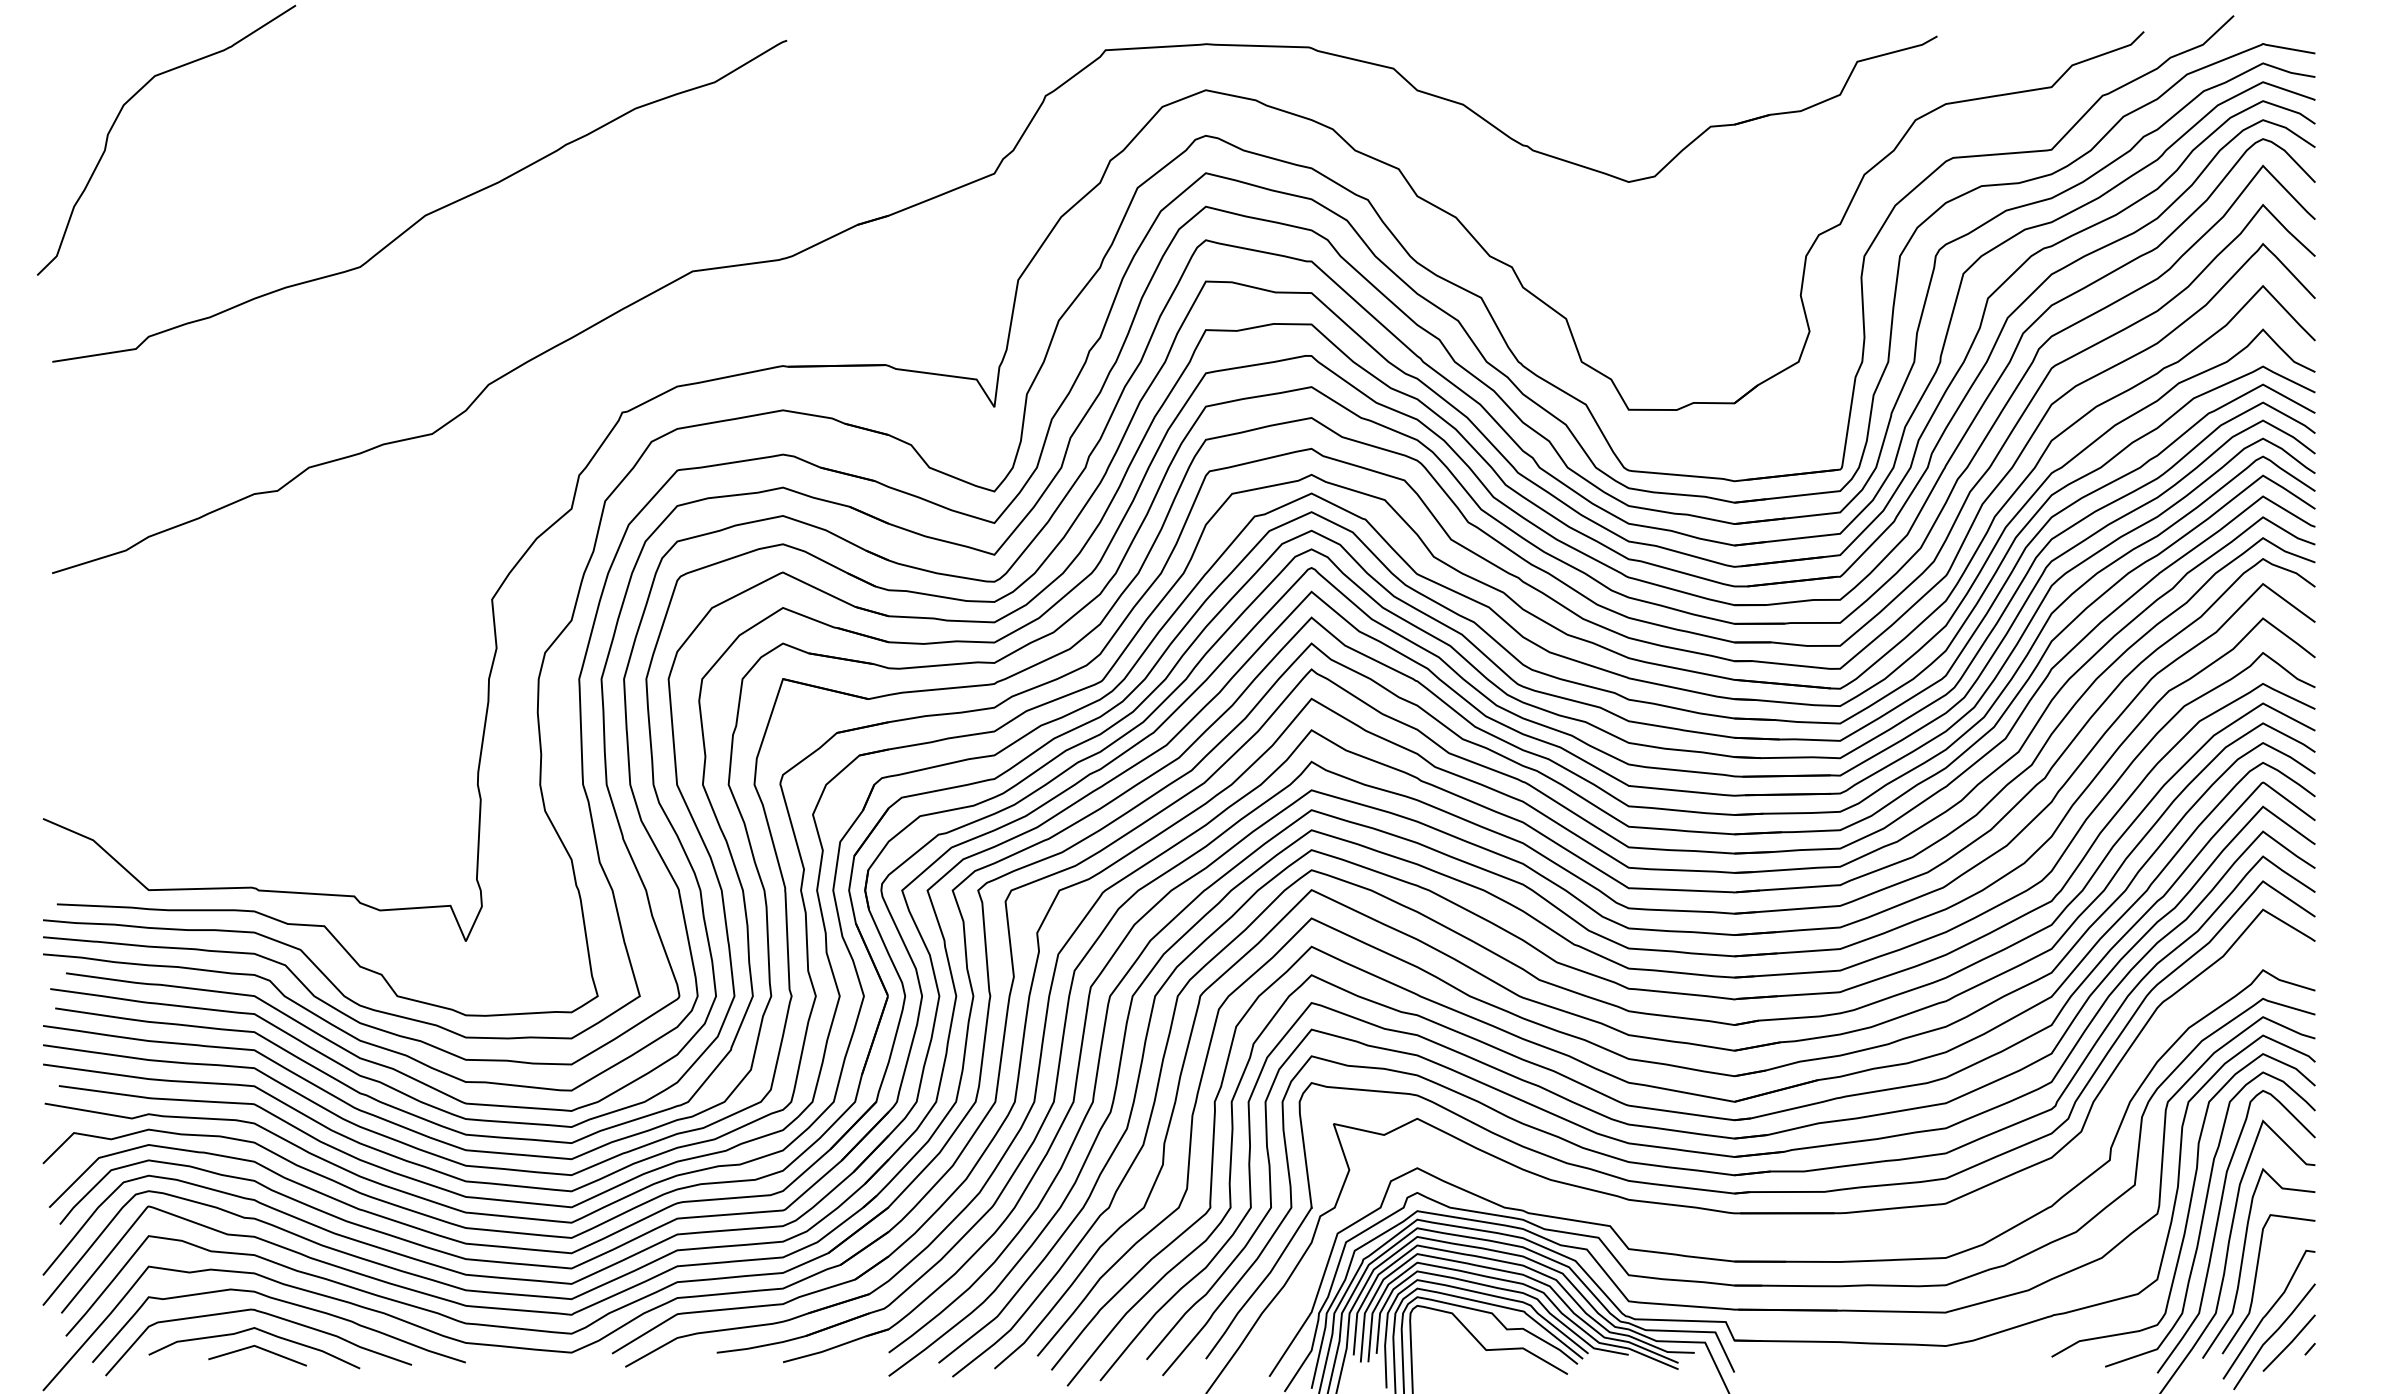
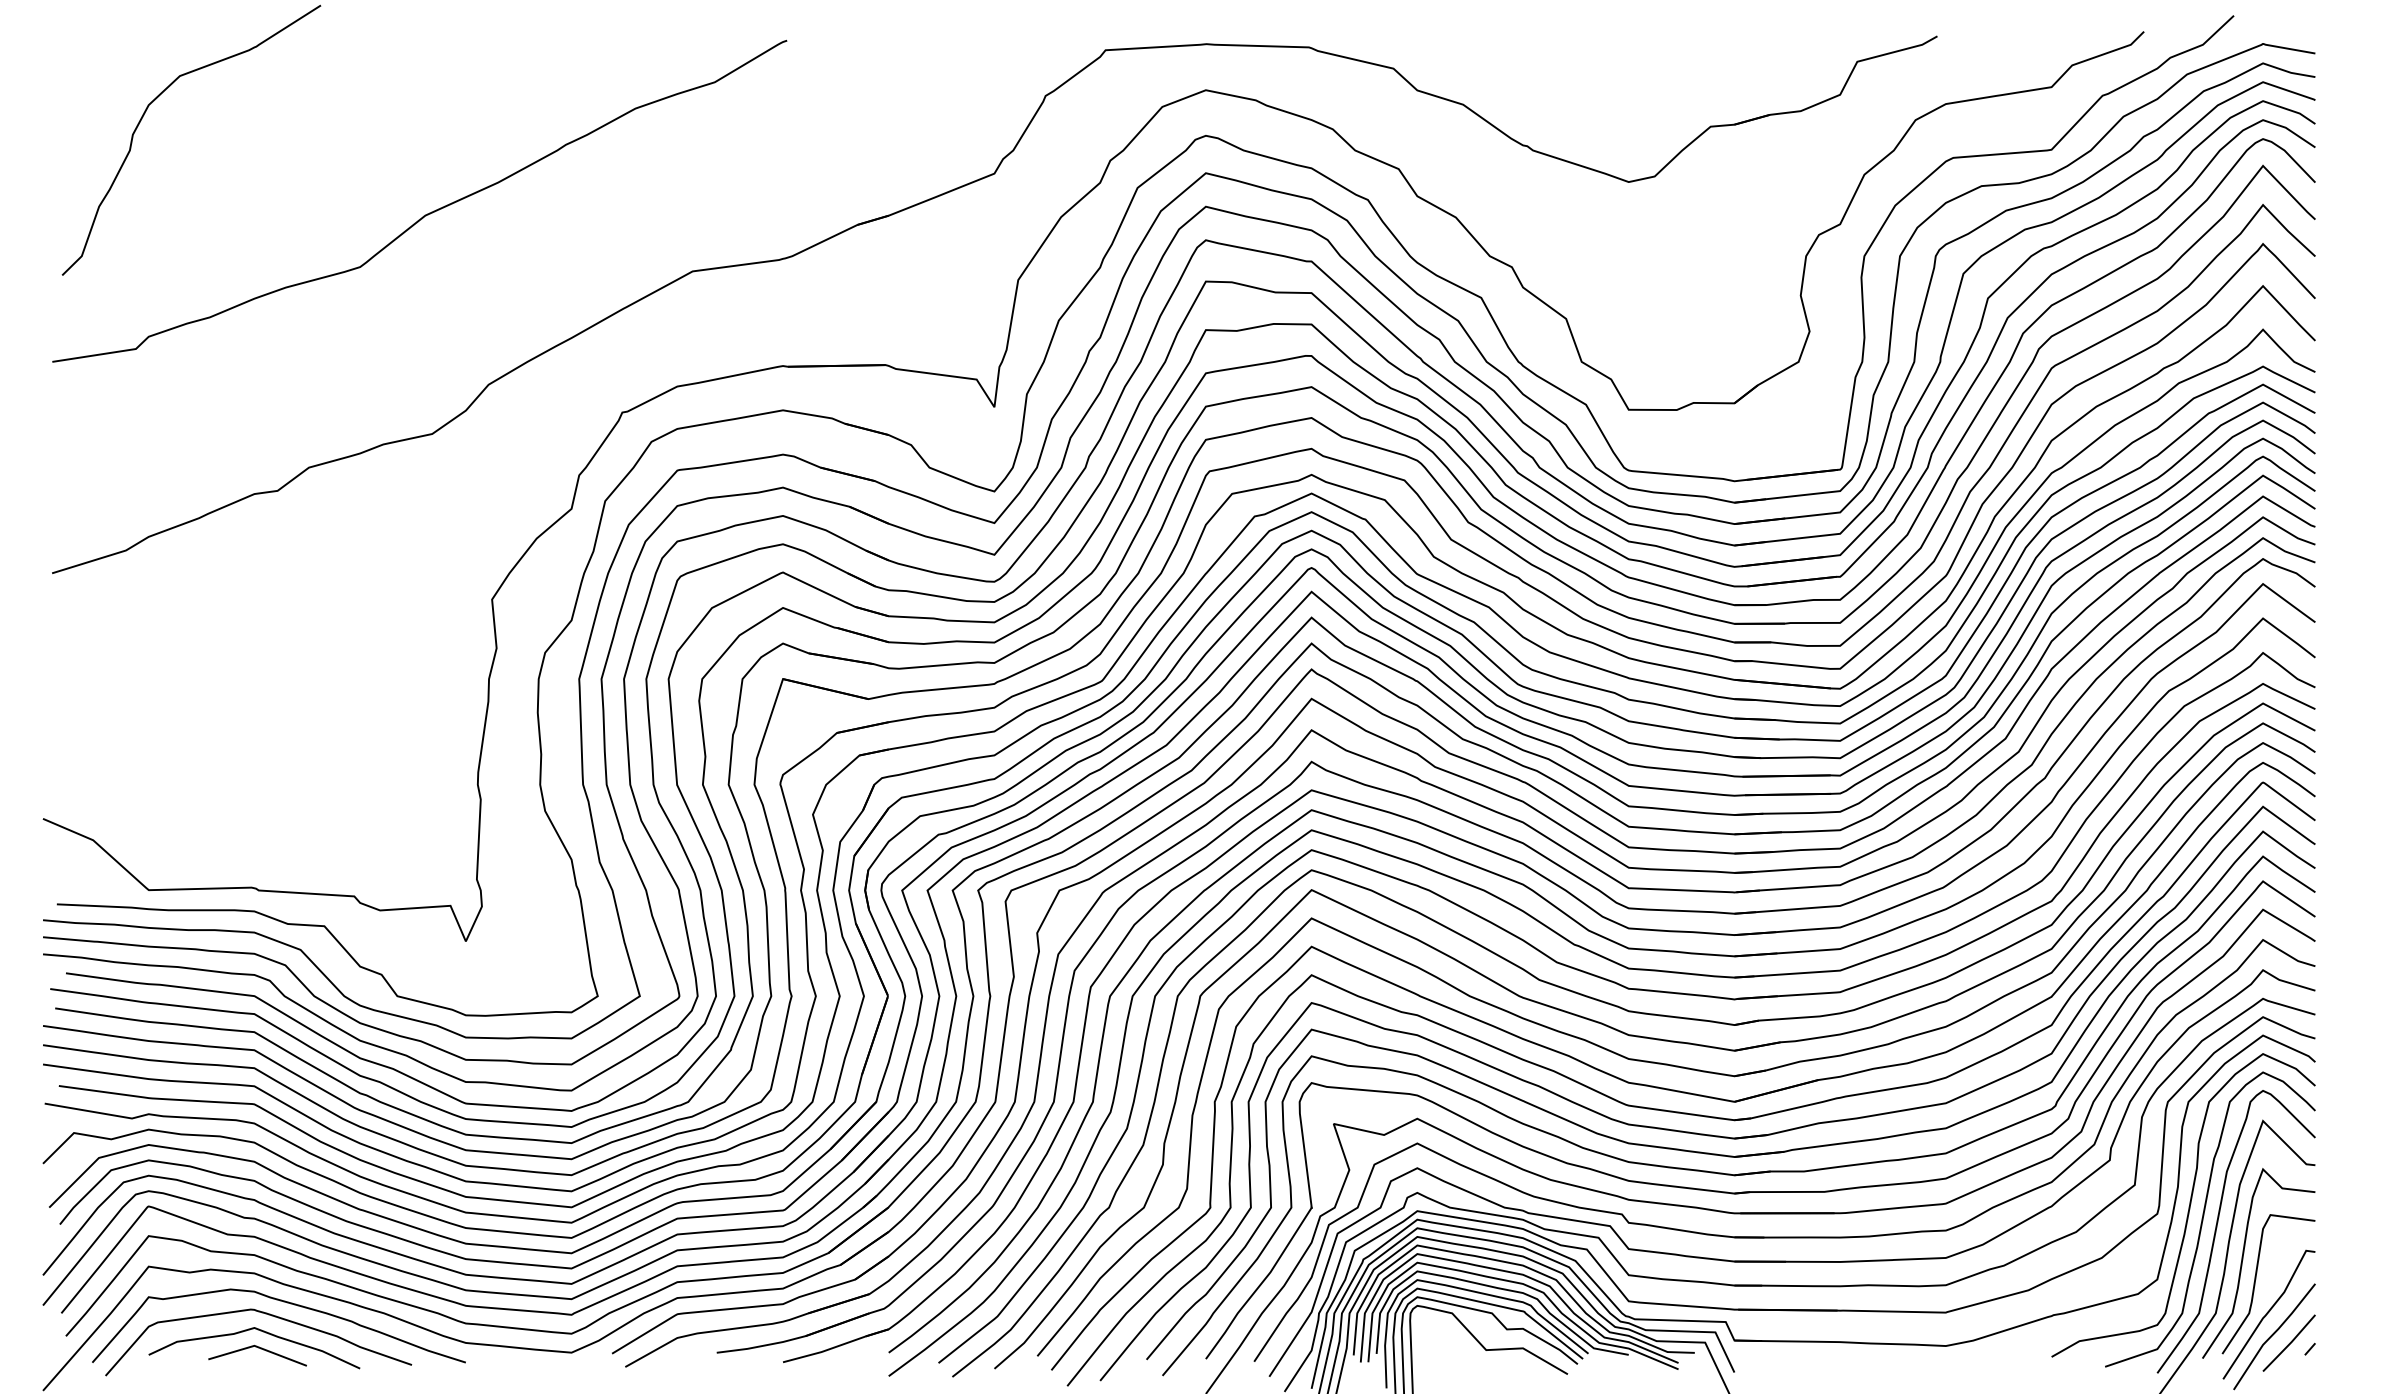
curve position: (119, 115) -> (144, 115) (144, 115)
part: none -> present (1784, 1236)
